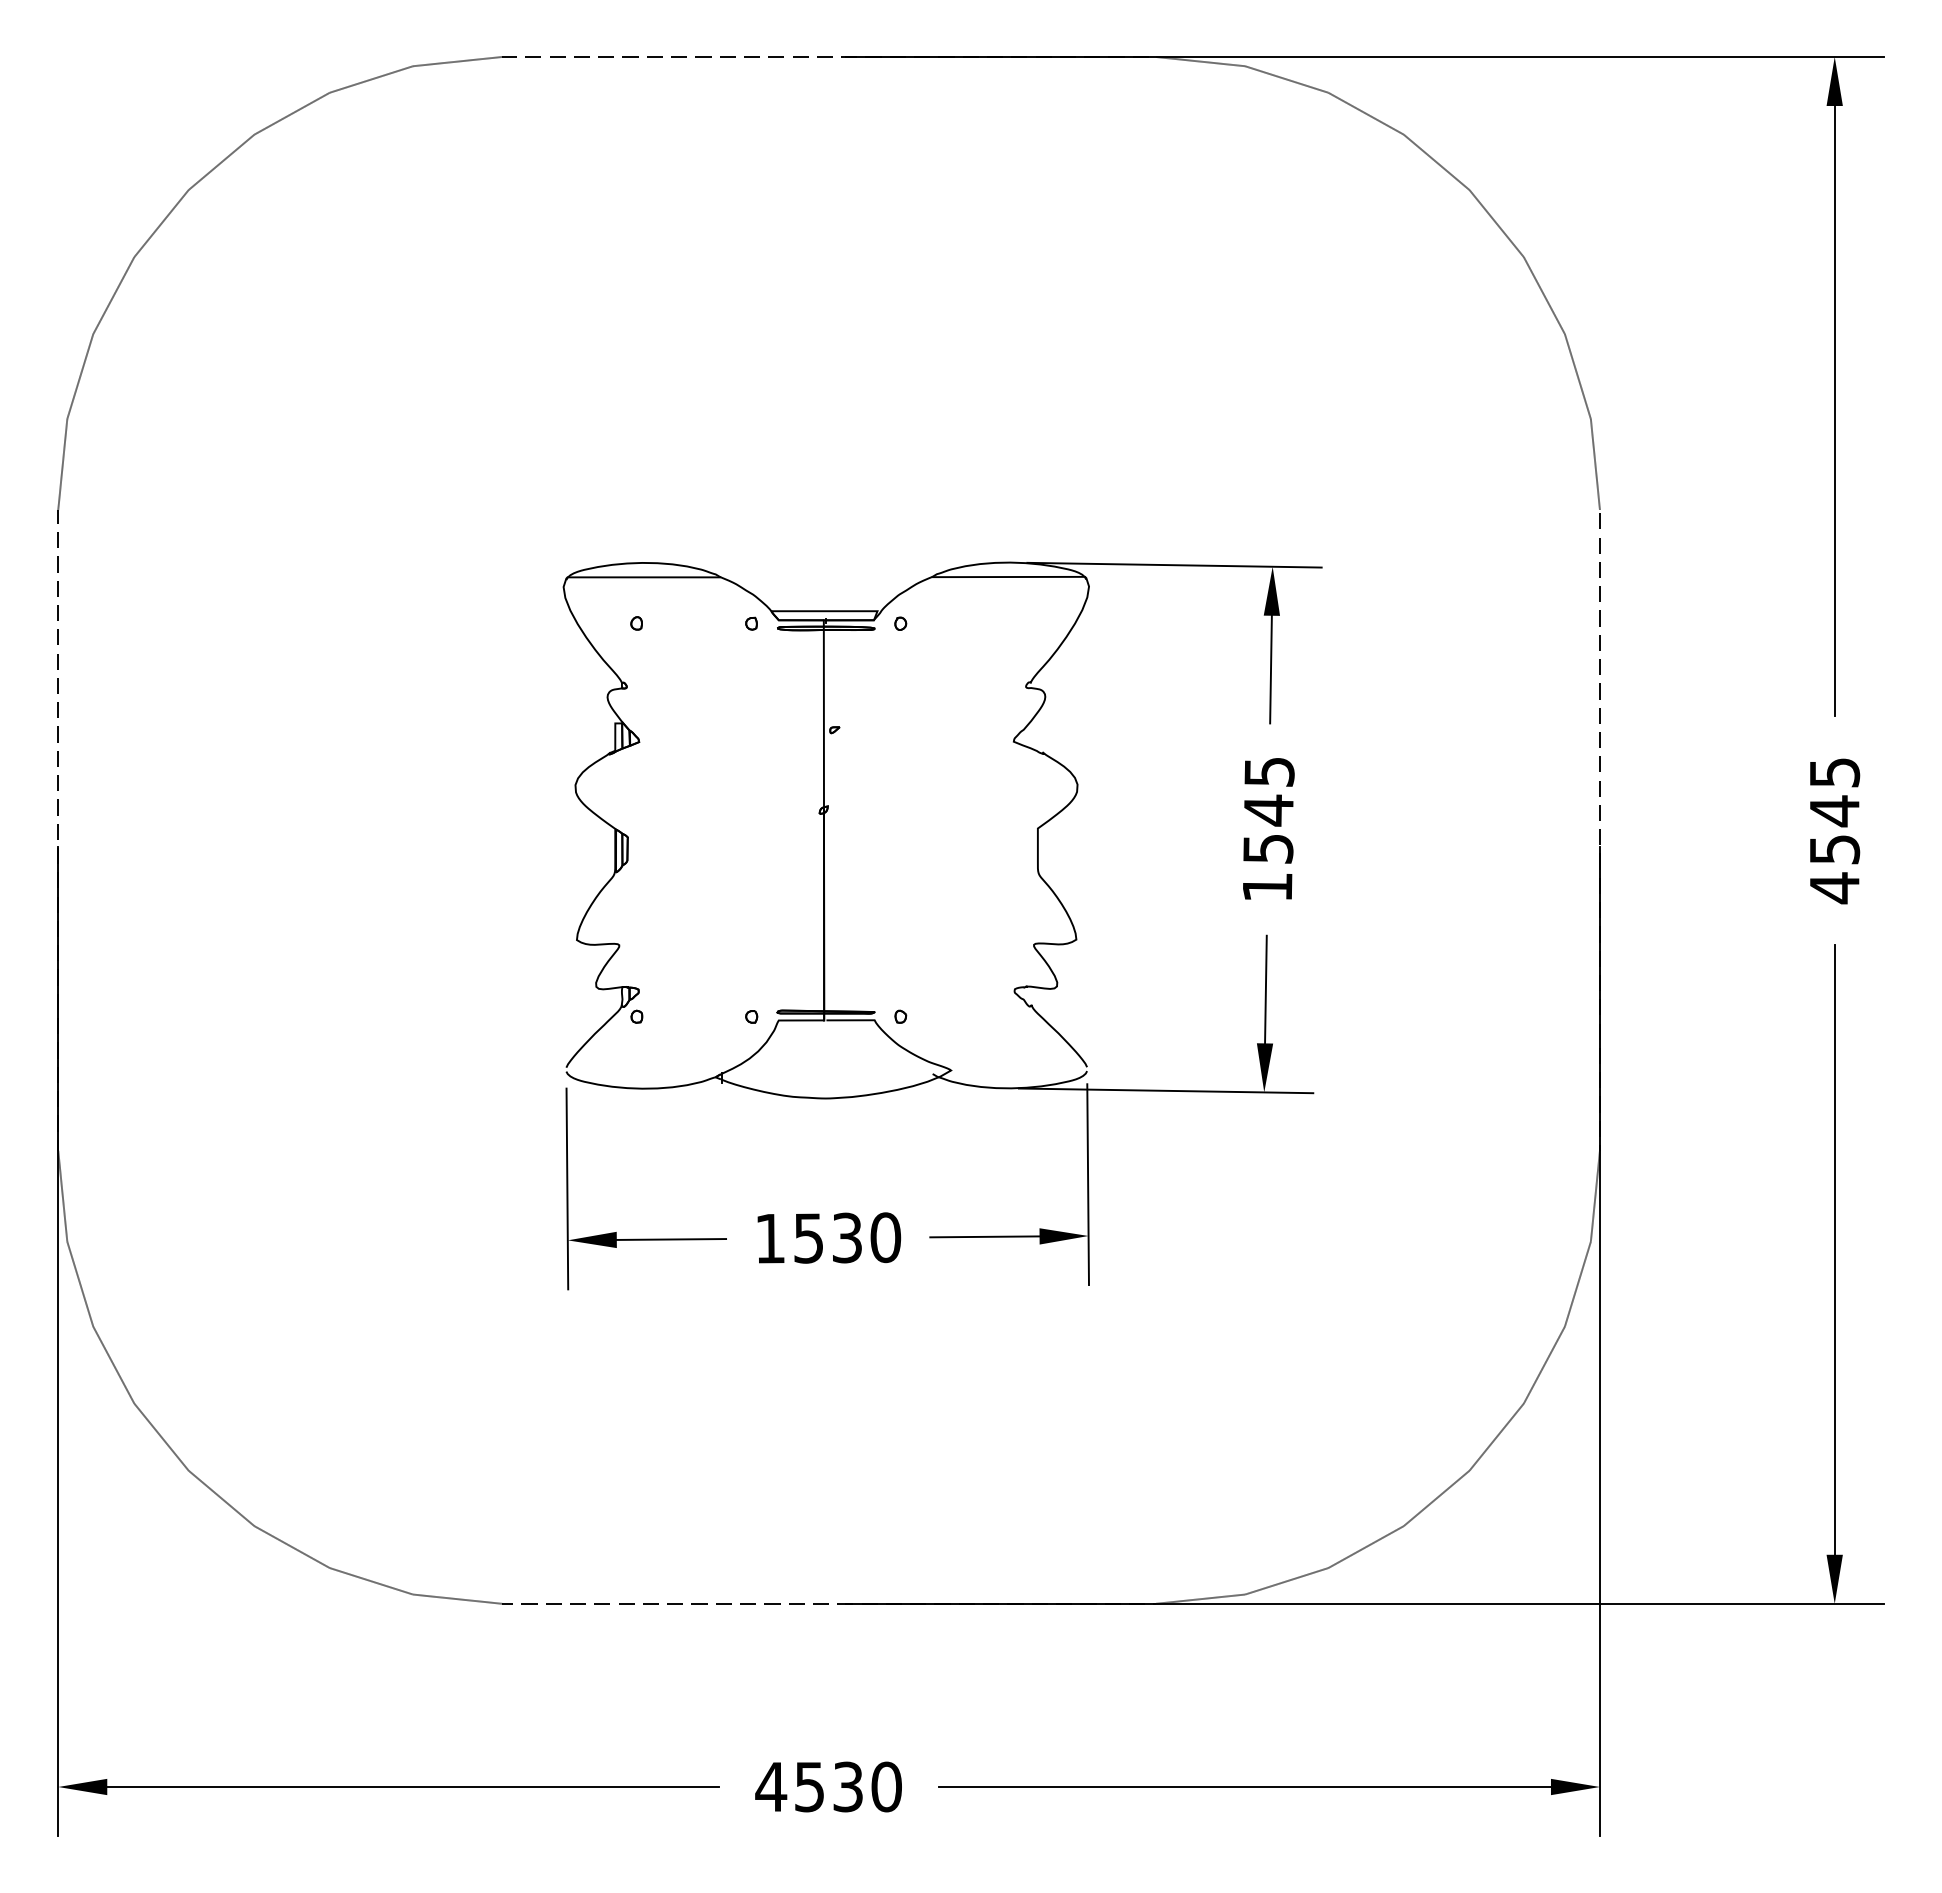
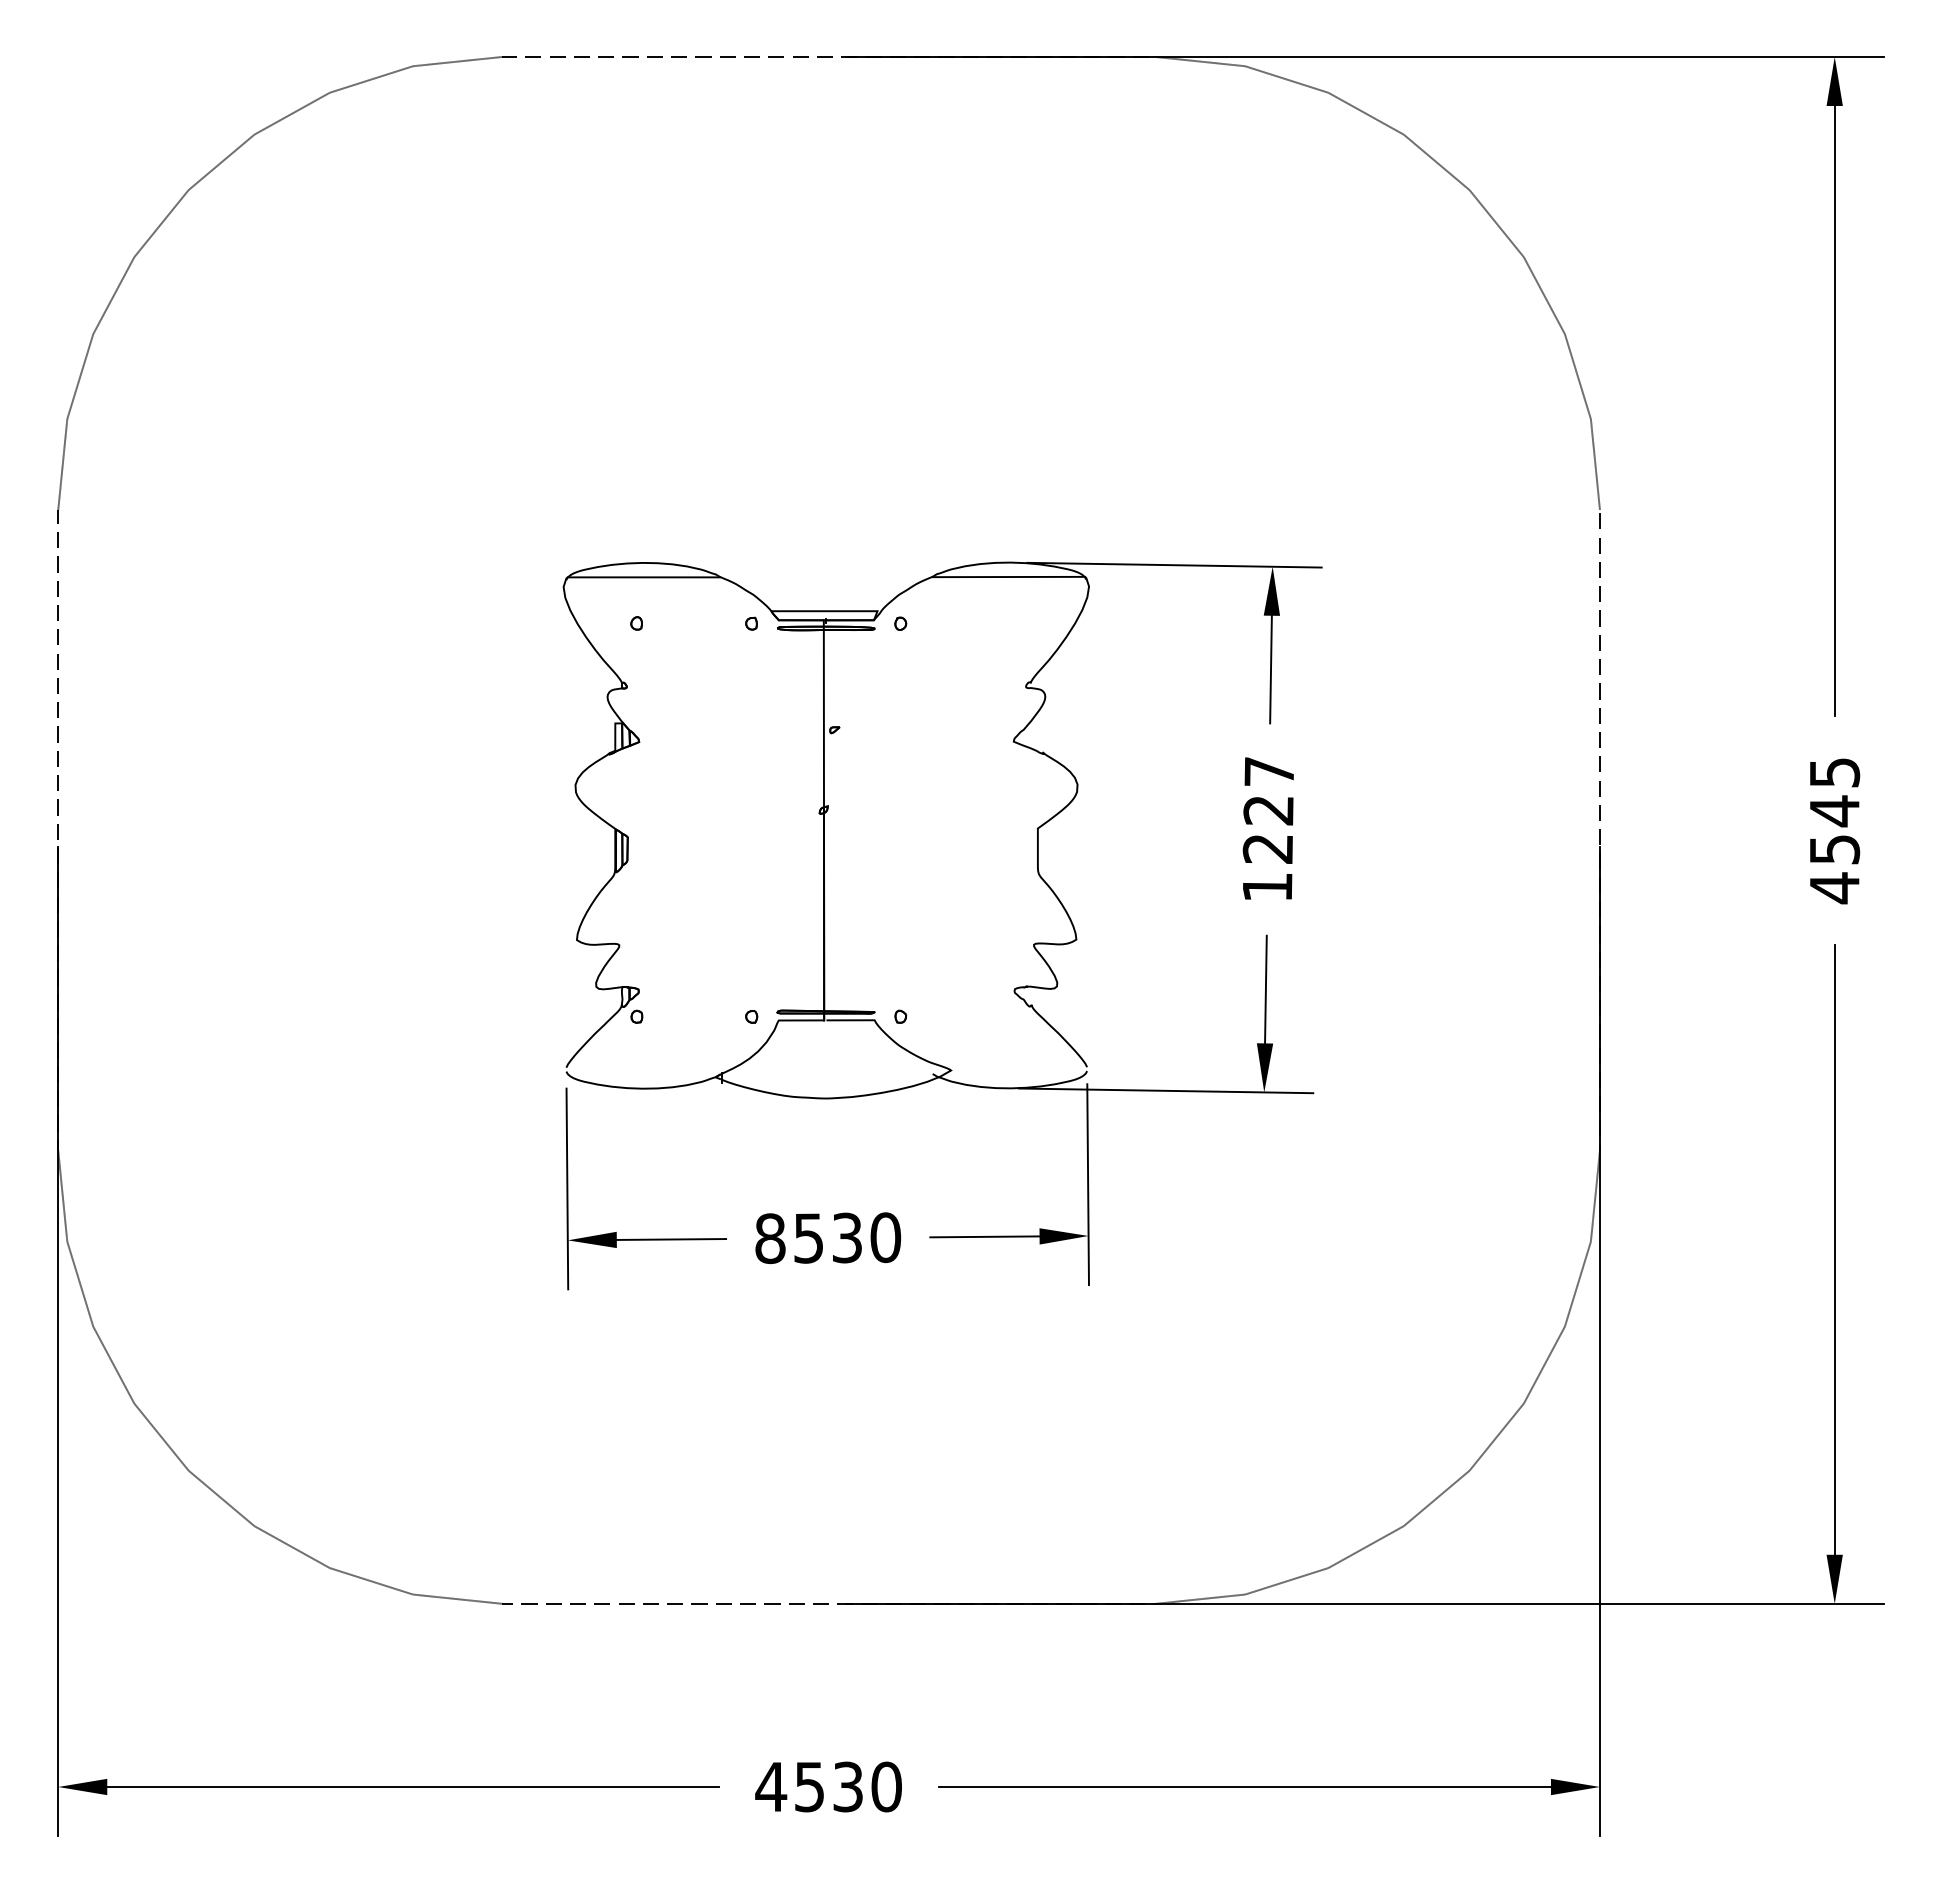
text: 1545 -> 1227 (1268, 810)
text: 1530 -> 8530 (770, 1238)
